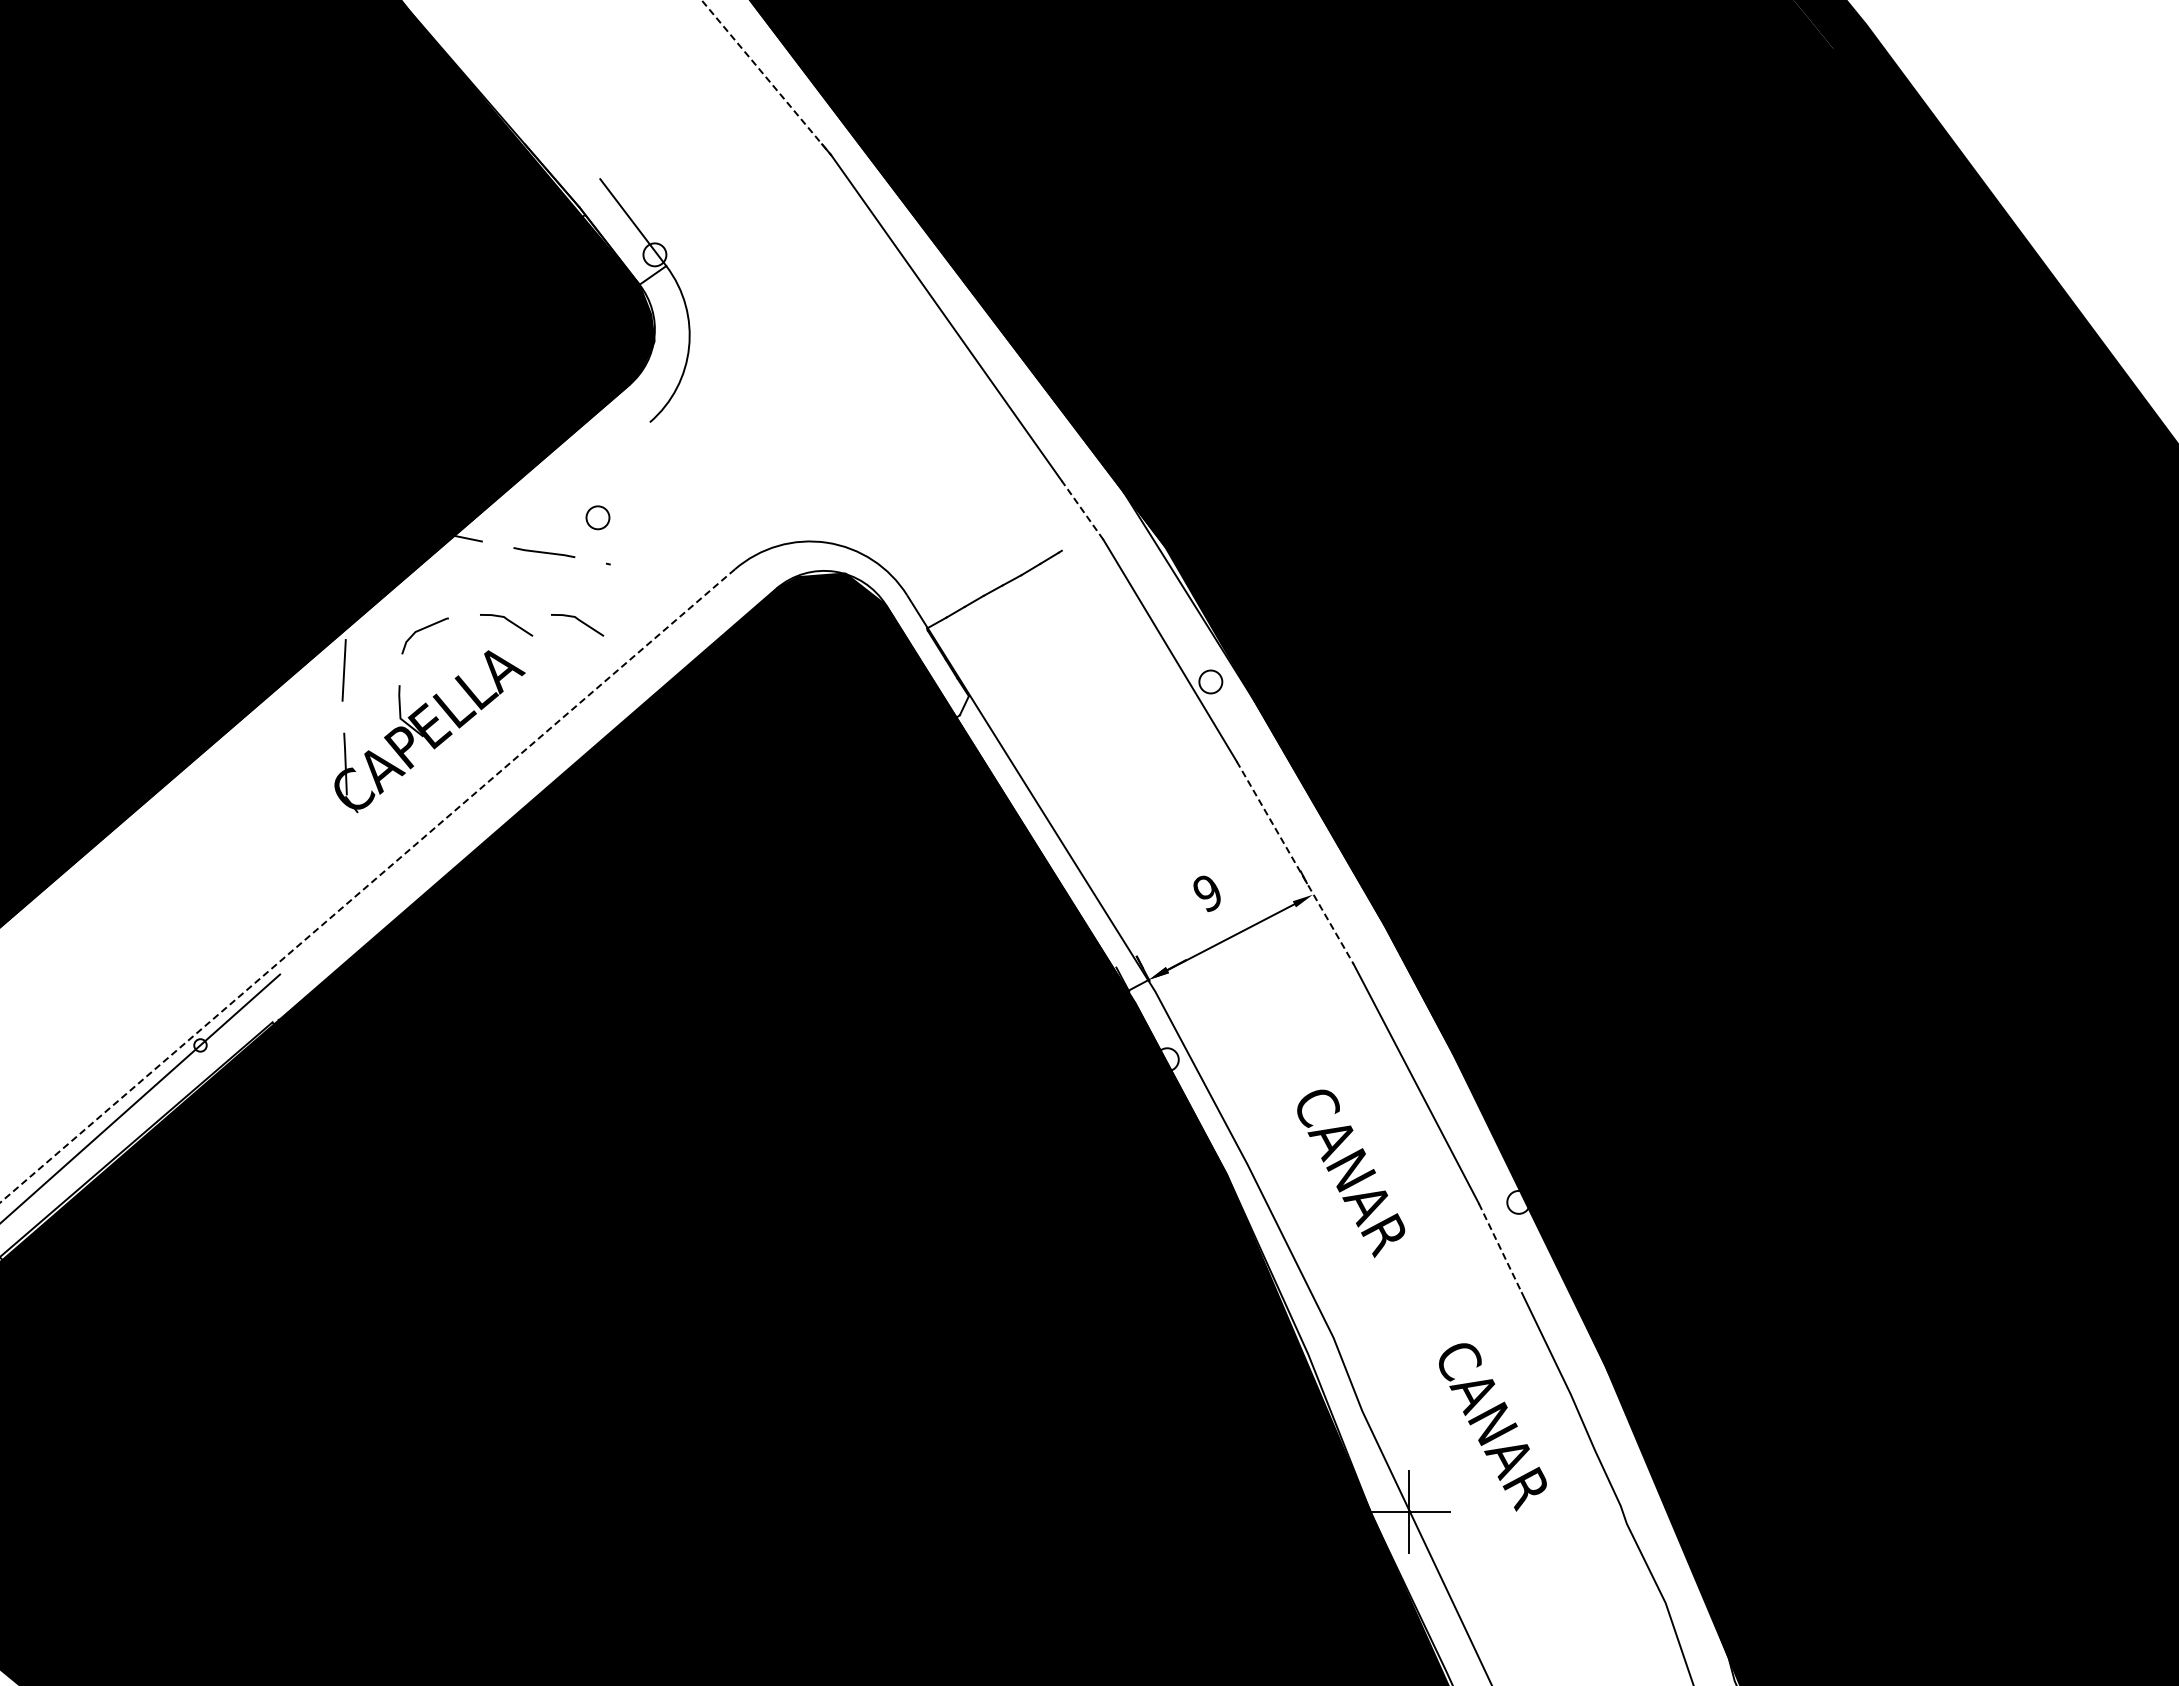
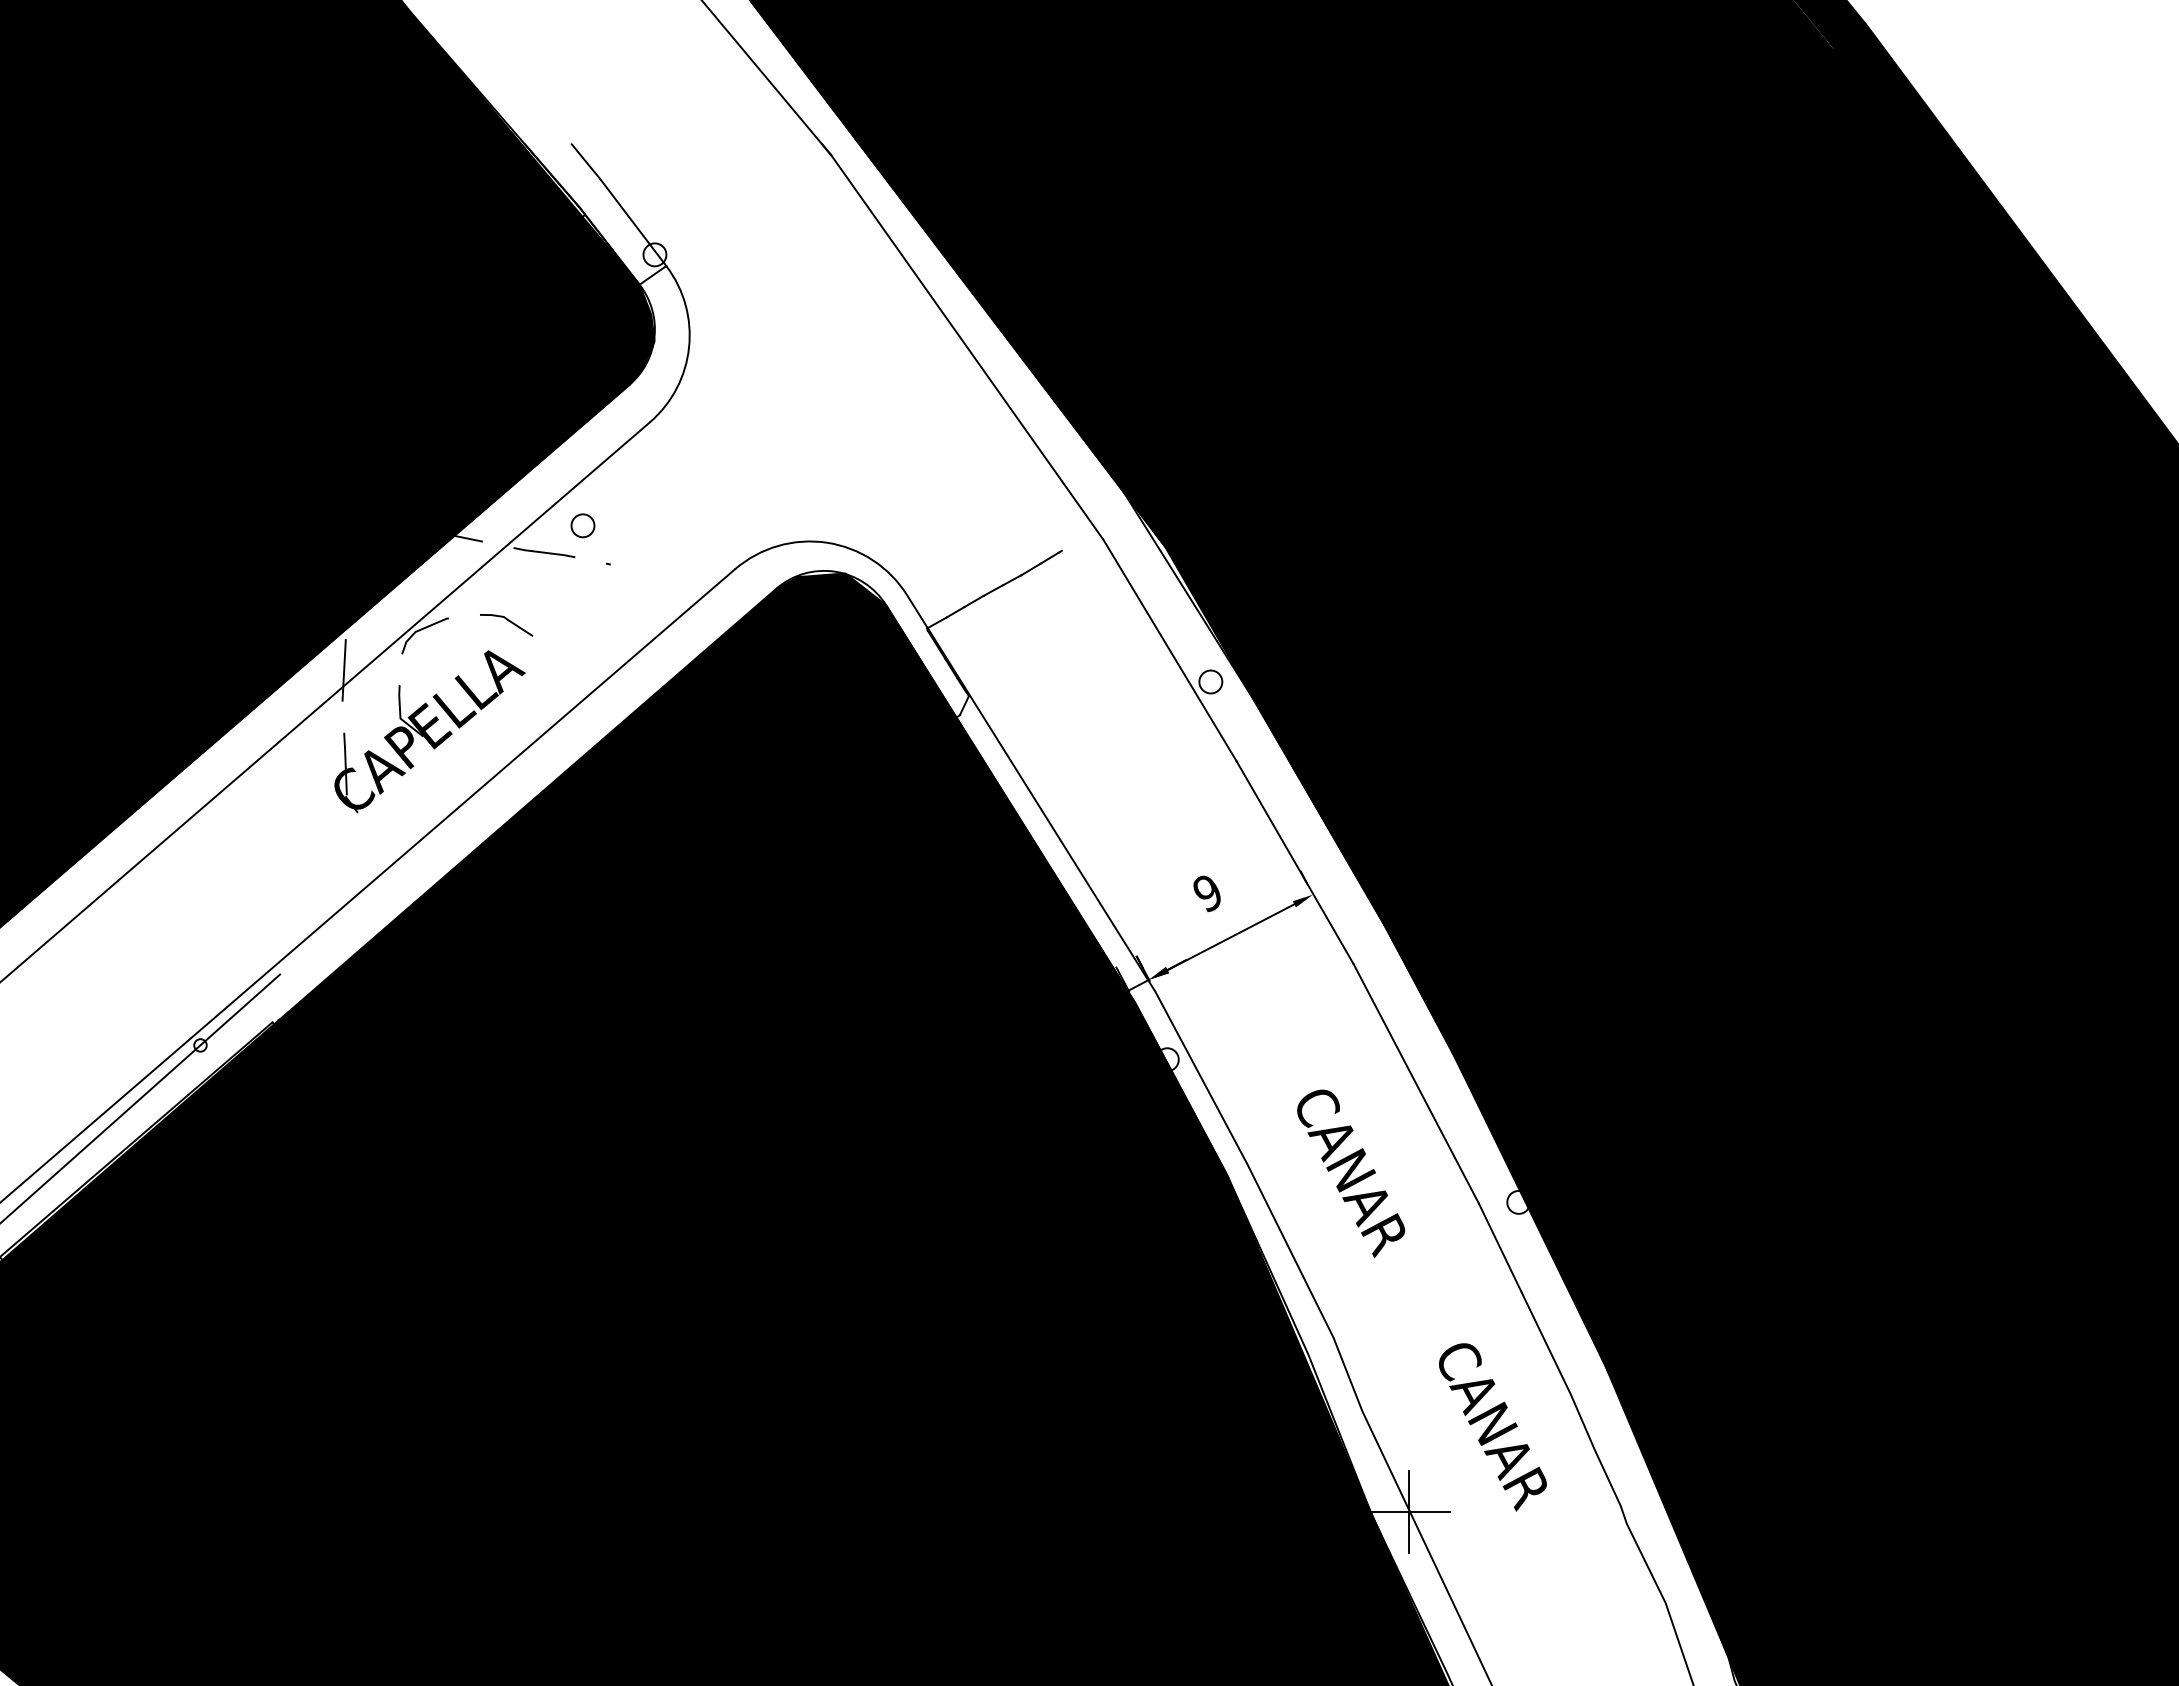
line: dashed -> solid (766, 77)
line: none -> present (585, 161)
line: dashed -> solid (1082, 510)
part position: (597, 517) -> (582, 525) (582, 525)
line: present -> none (579, 621)
line: none -> present (325, 701)
line: dashed -> solid (1295, 862)
line: dashed -> solid (367, 885)
line: dashed -> solid (1500, 1248)
